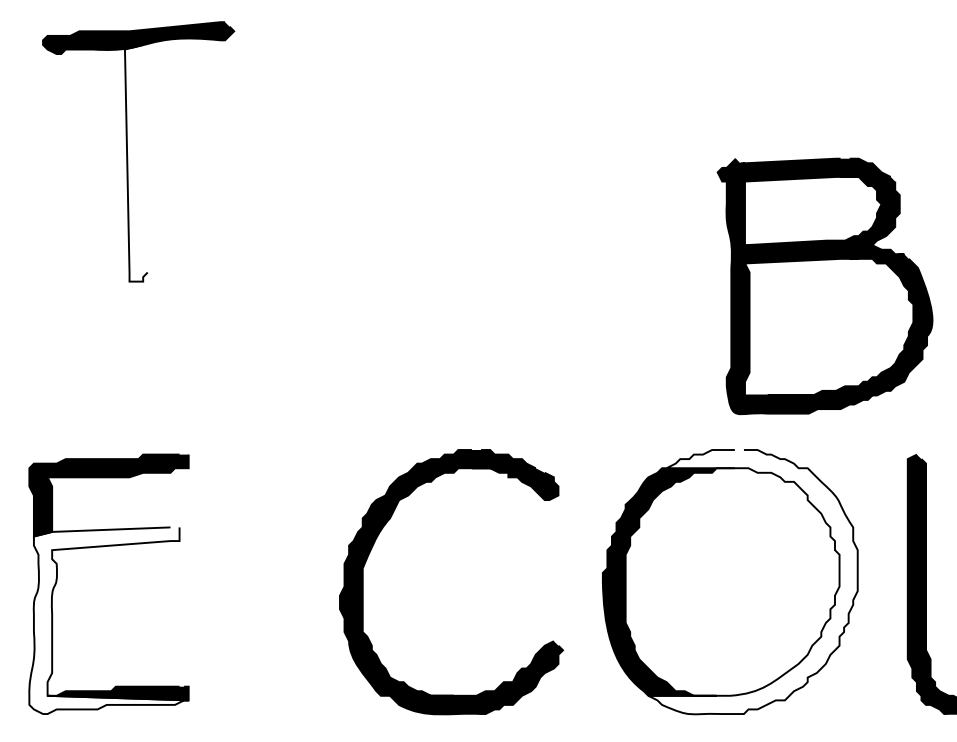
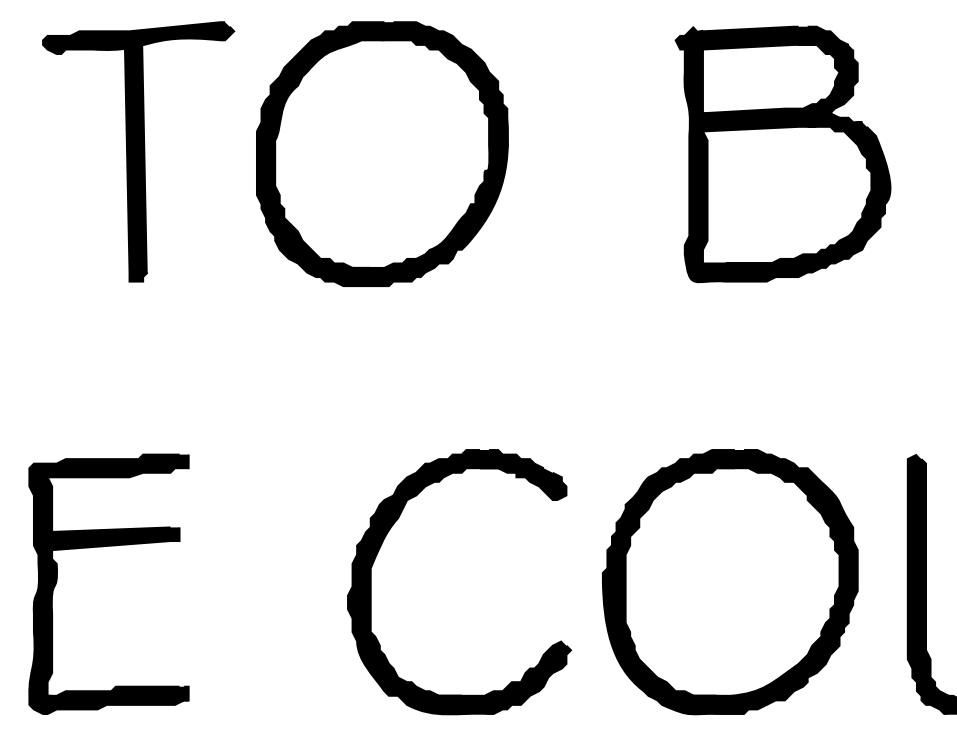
part: none -> present (382, 153)
fill: none -> present (135, 162)
part position: (824, 286) -> (782, 154) (782, 154)
part position: (374, 544) -> (382, 544) (382, 544)
fill: none -> present (752, 582)
fill: none -> present (108, 620)
